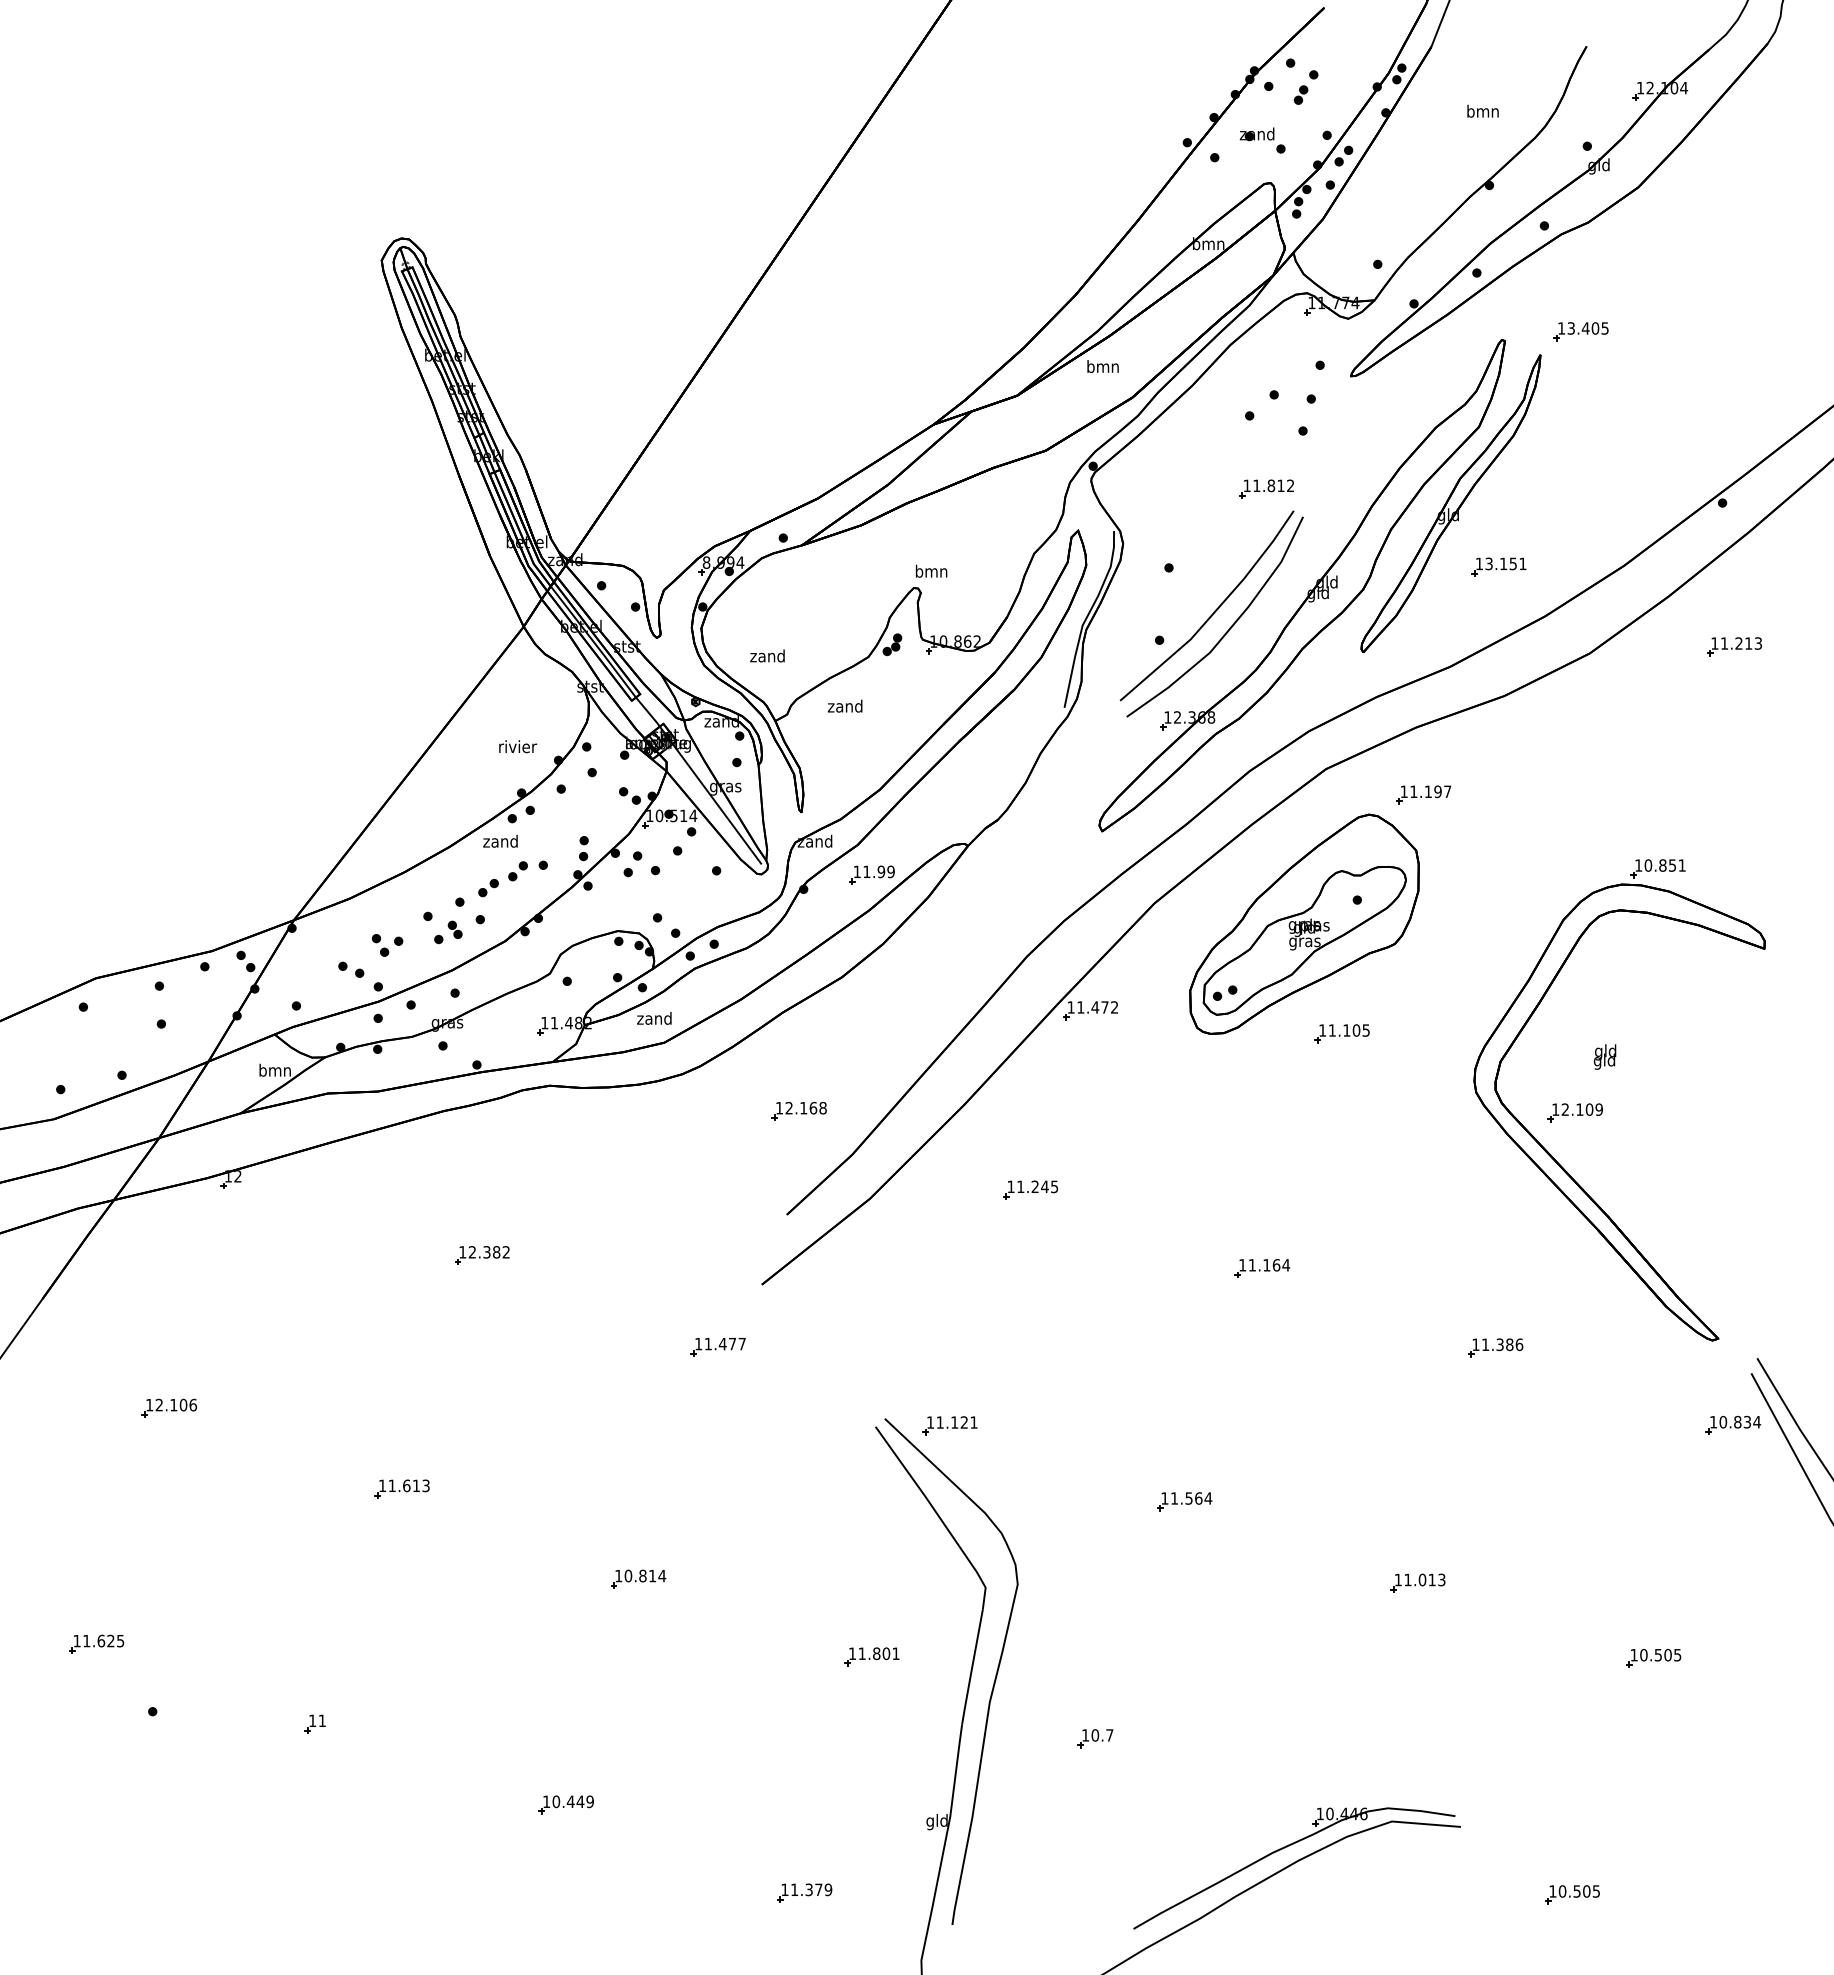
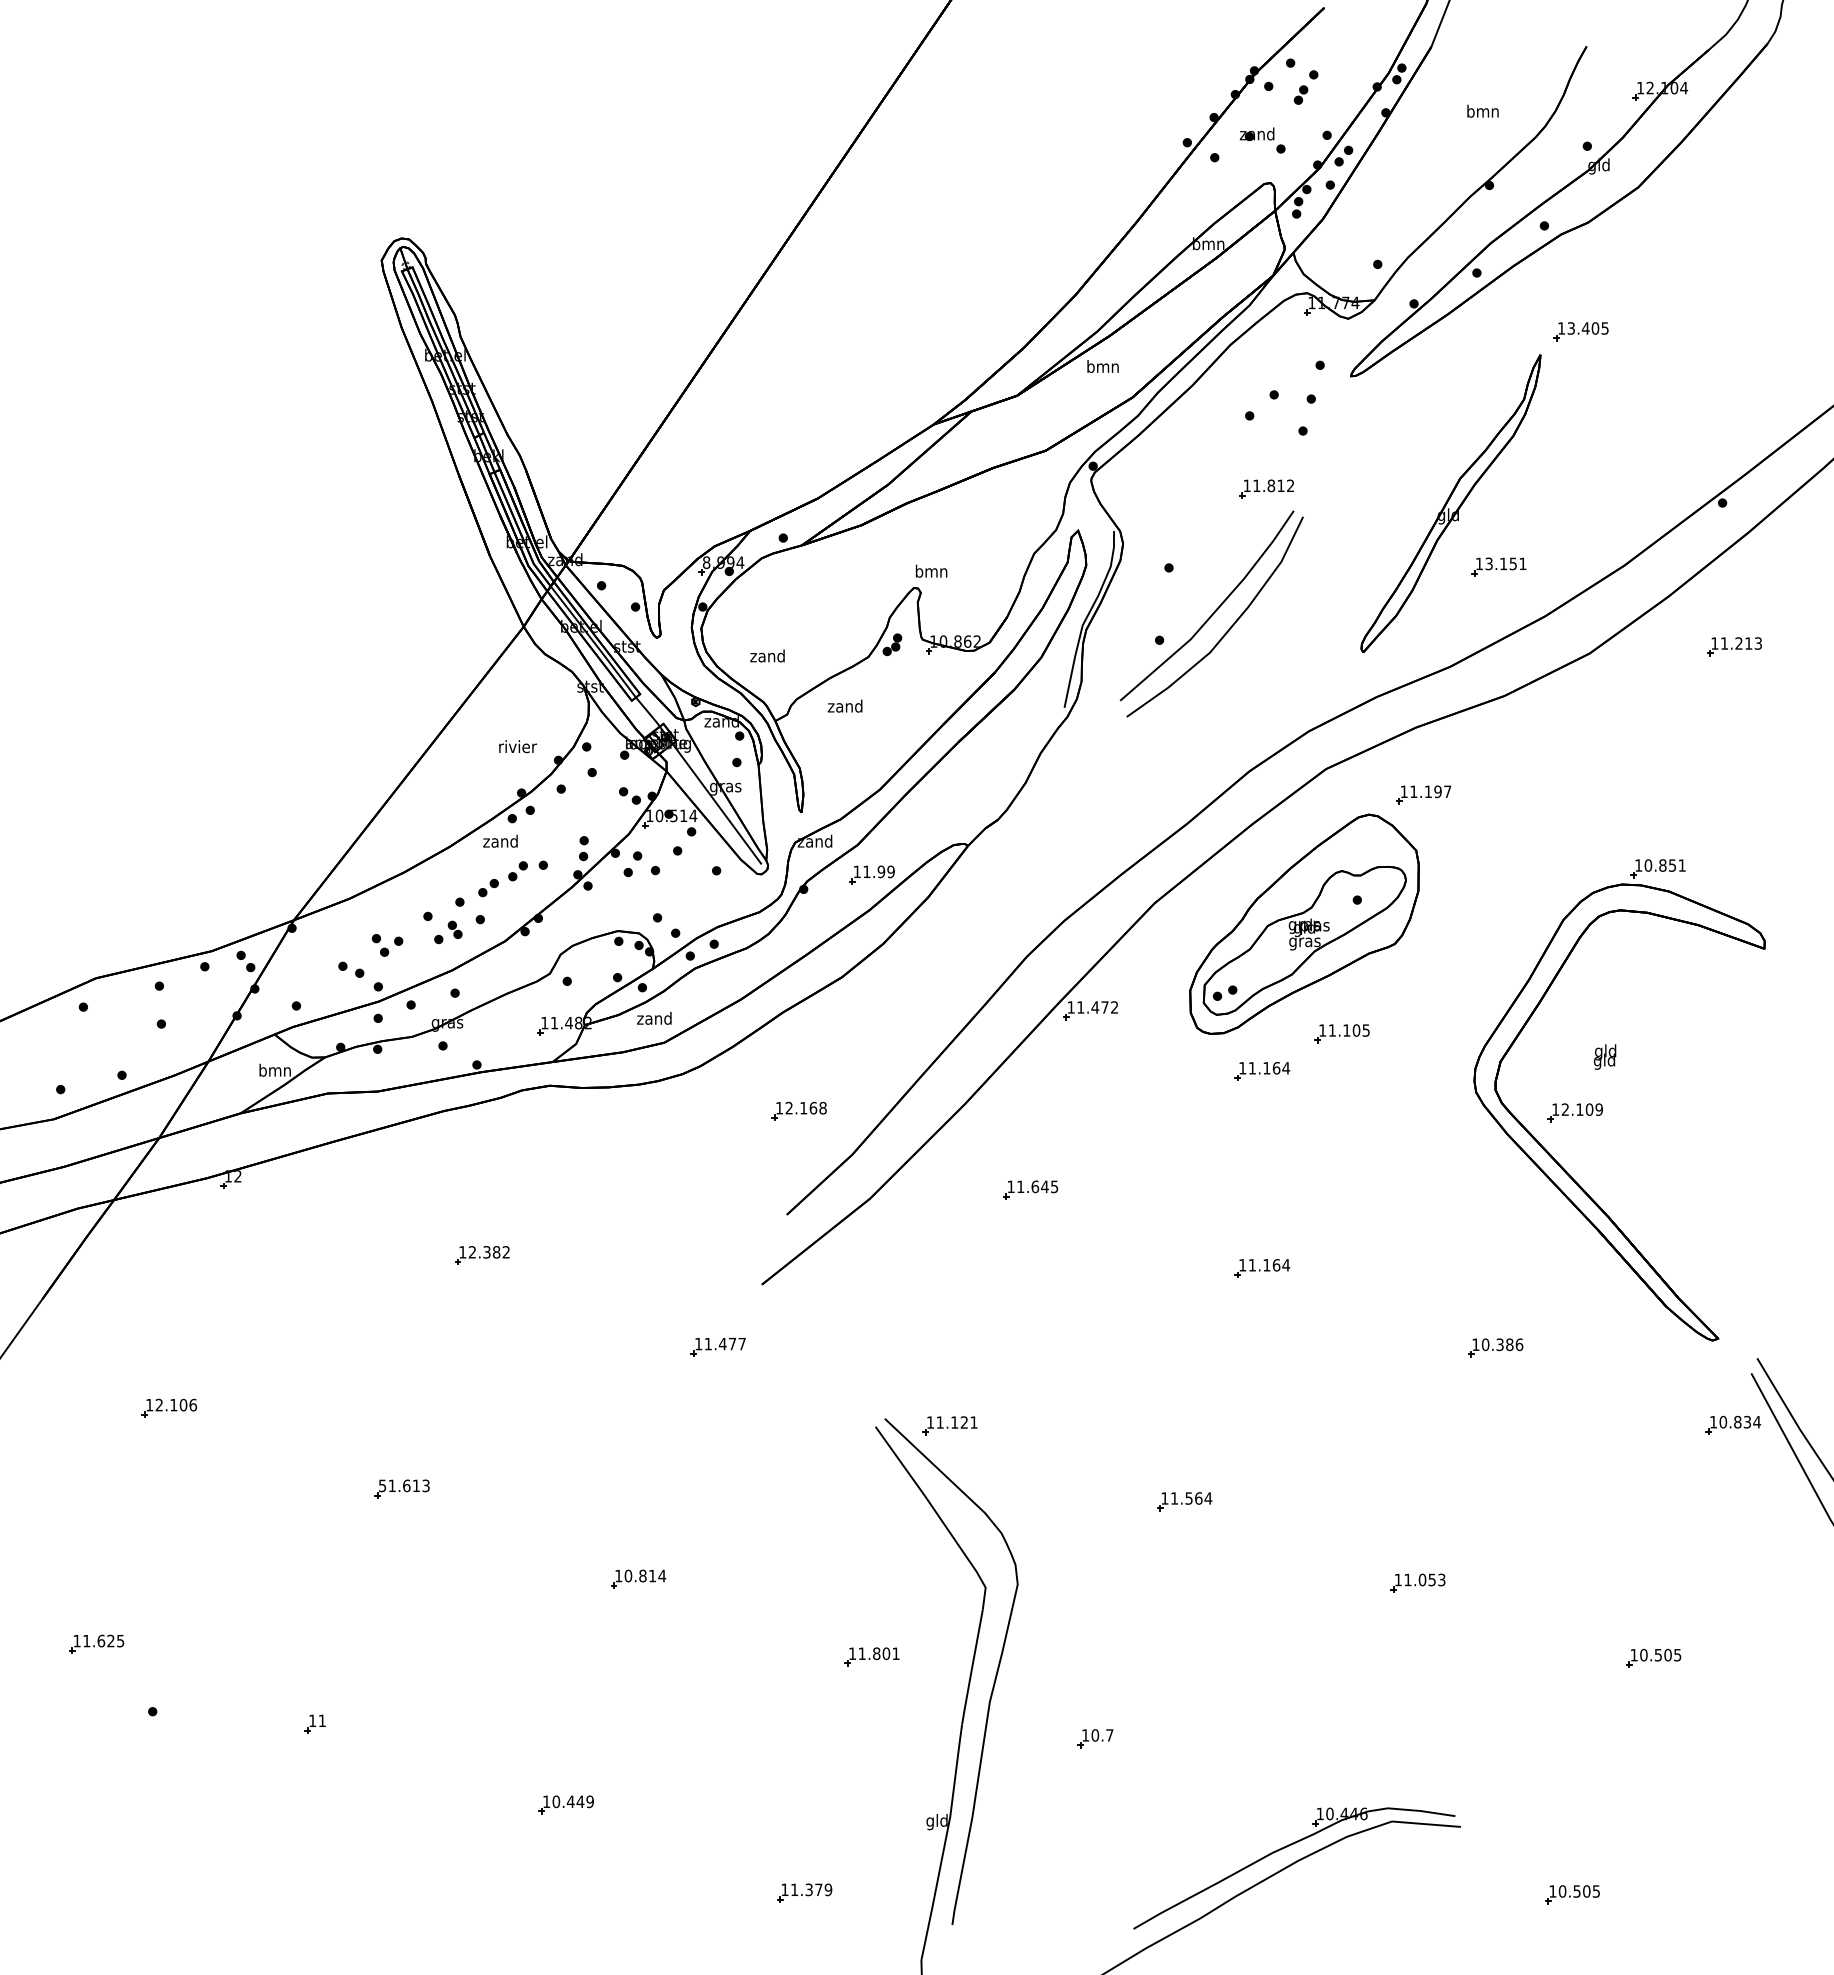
part: present -> none (1308, 590)
part: none -> present (1262, 1071)
text: 11.245 -> 11.645 (1035, 1186)
text: 11.386 -> 10.386 (1485, 1344)
text: 11.613 -> 51.613 (382, 1485)
text: 11.013 -> 11.053 (1431, 1579)
